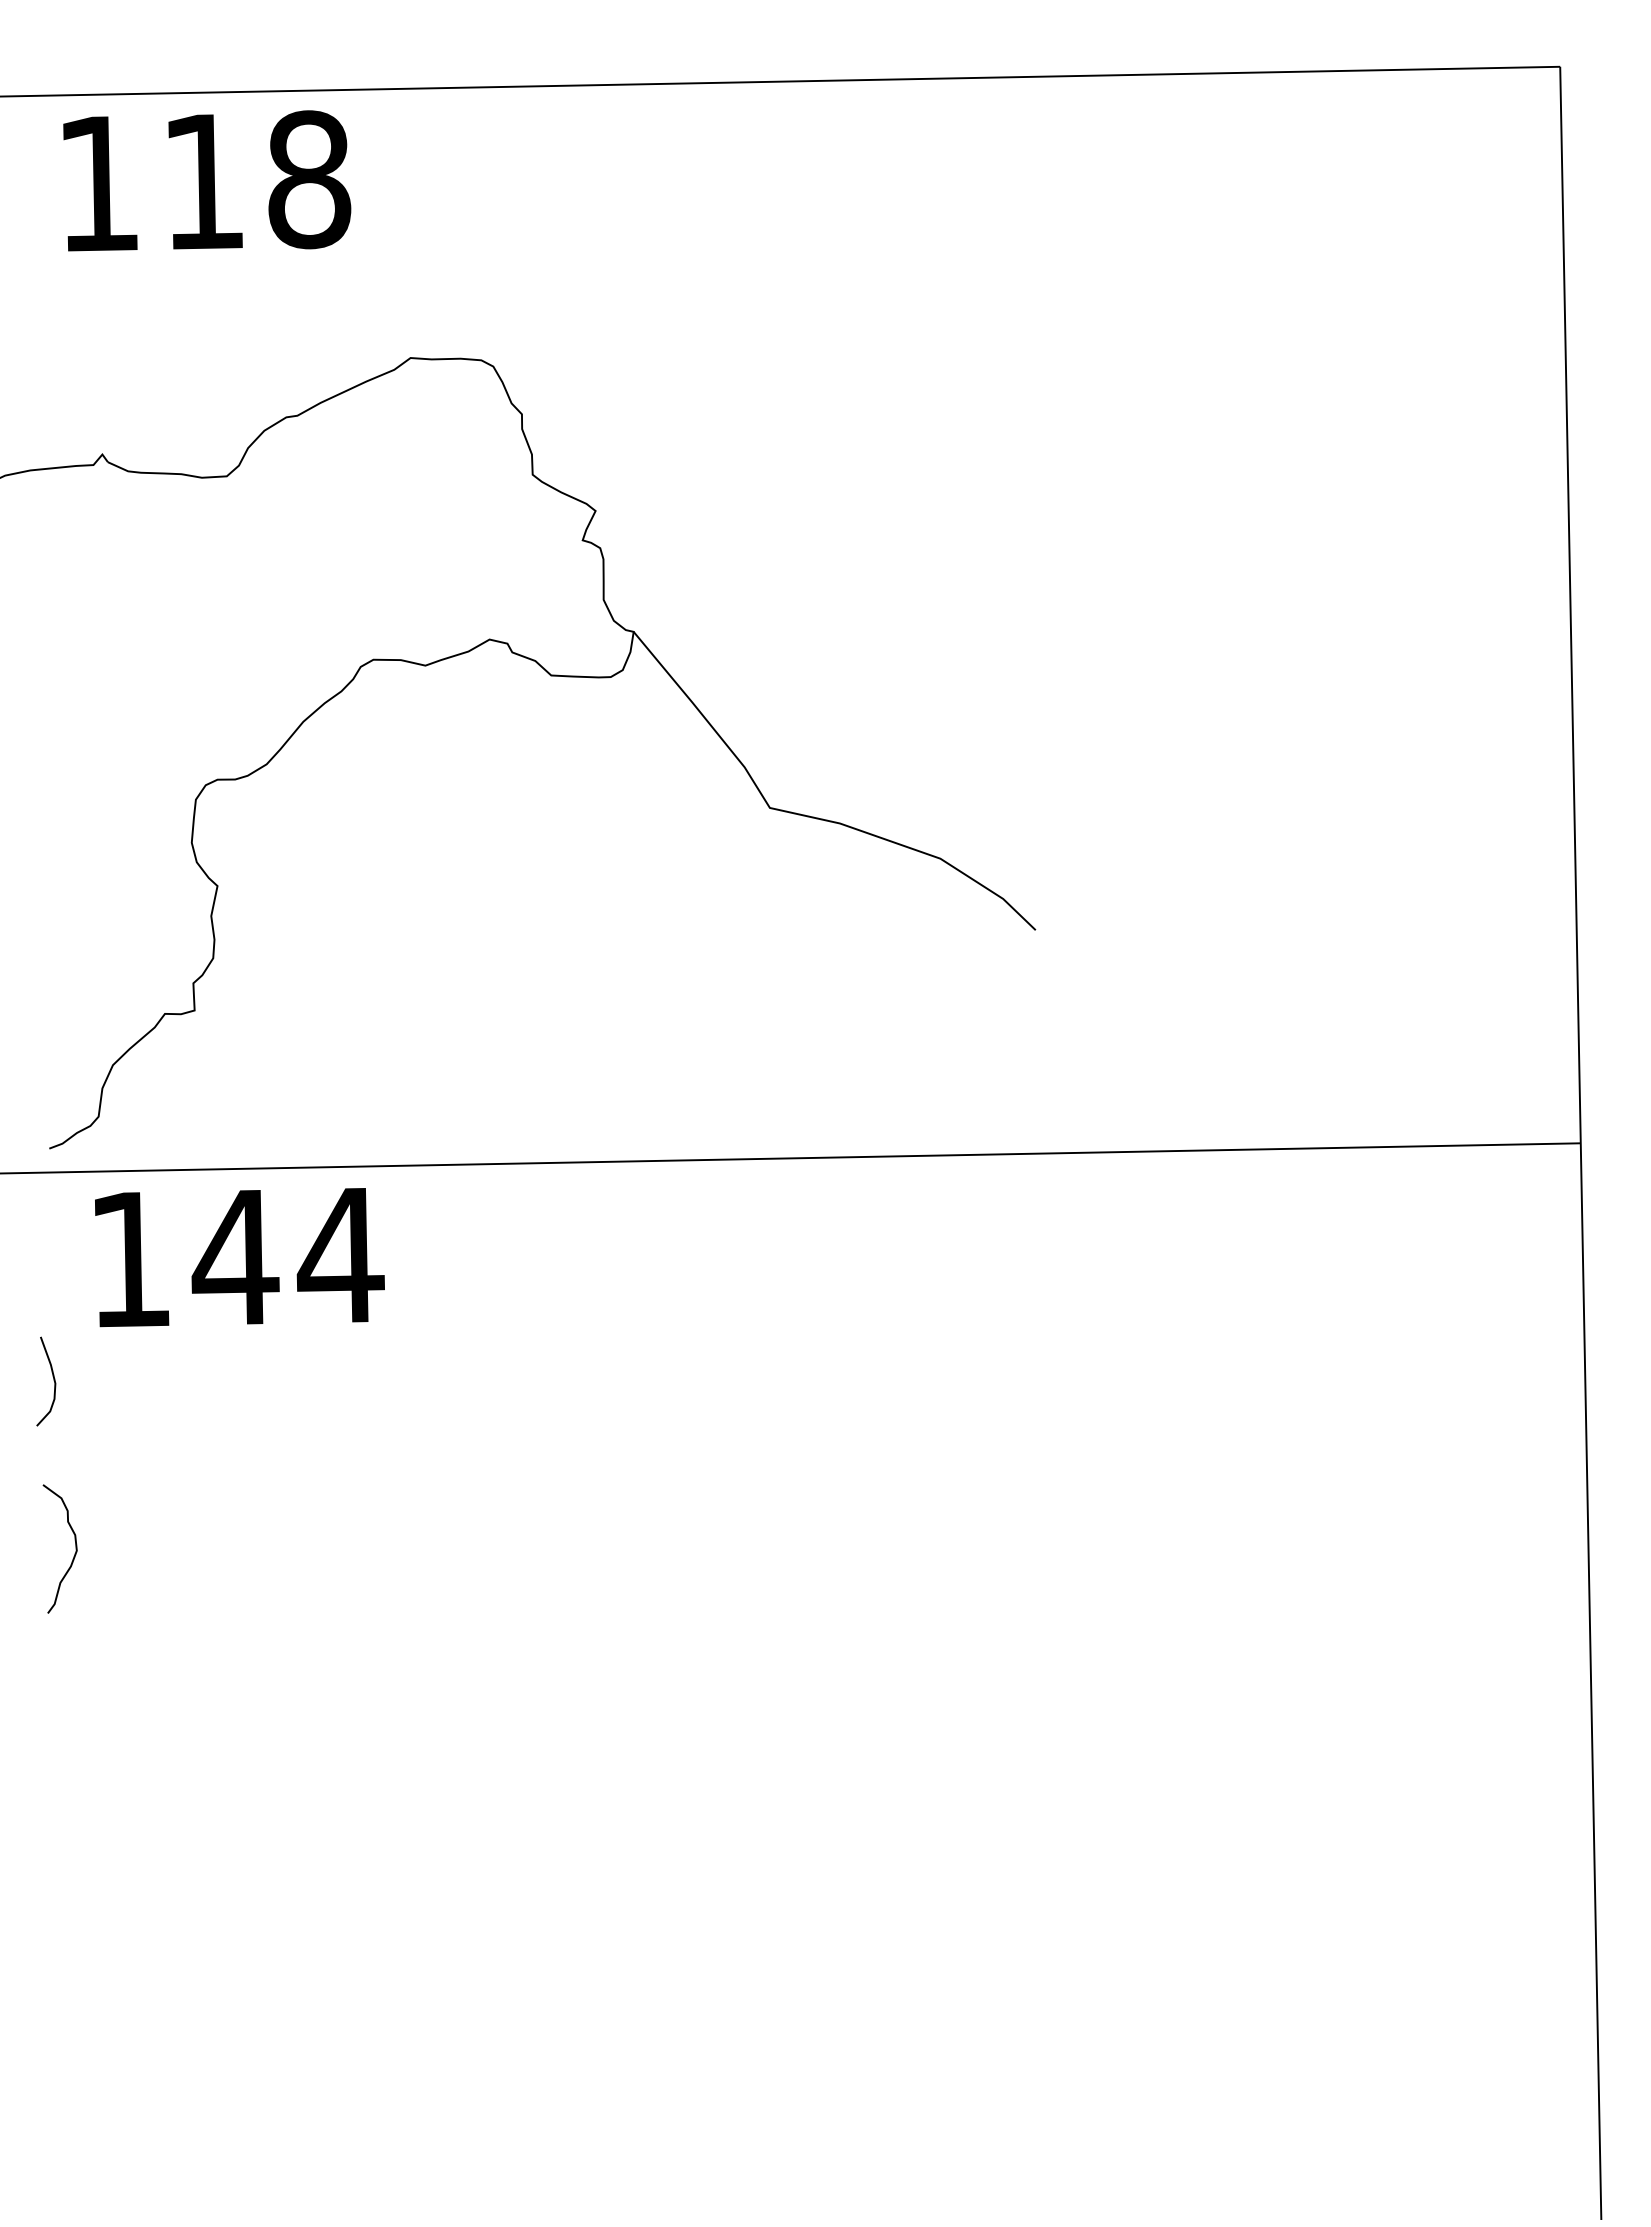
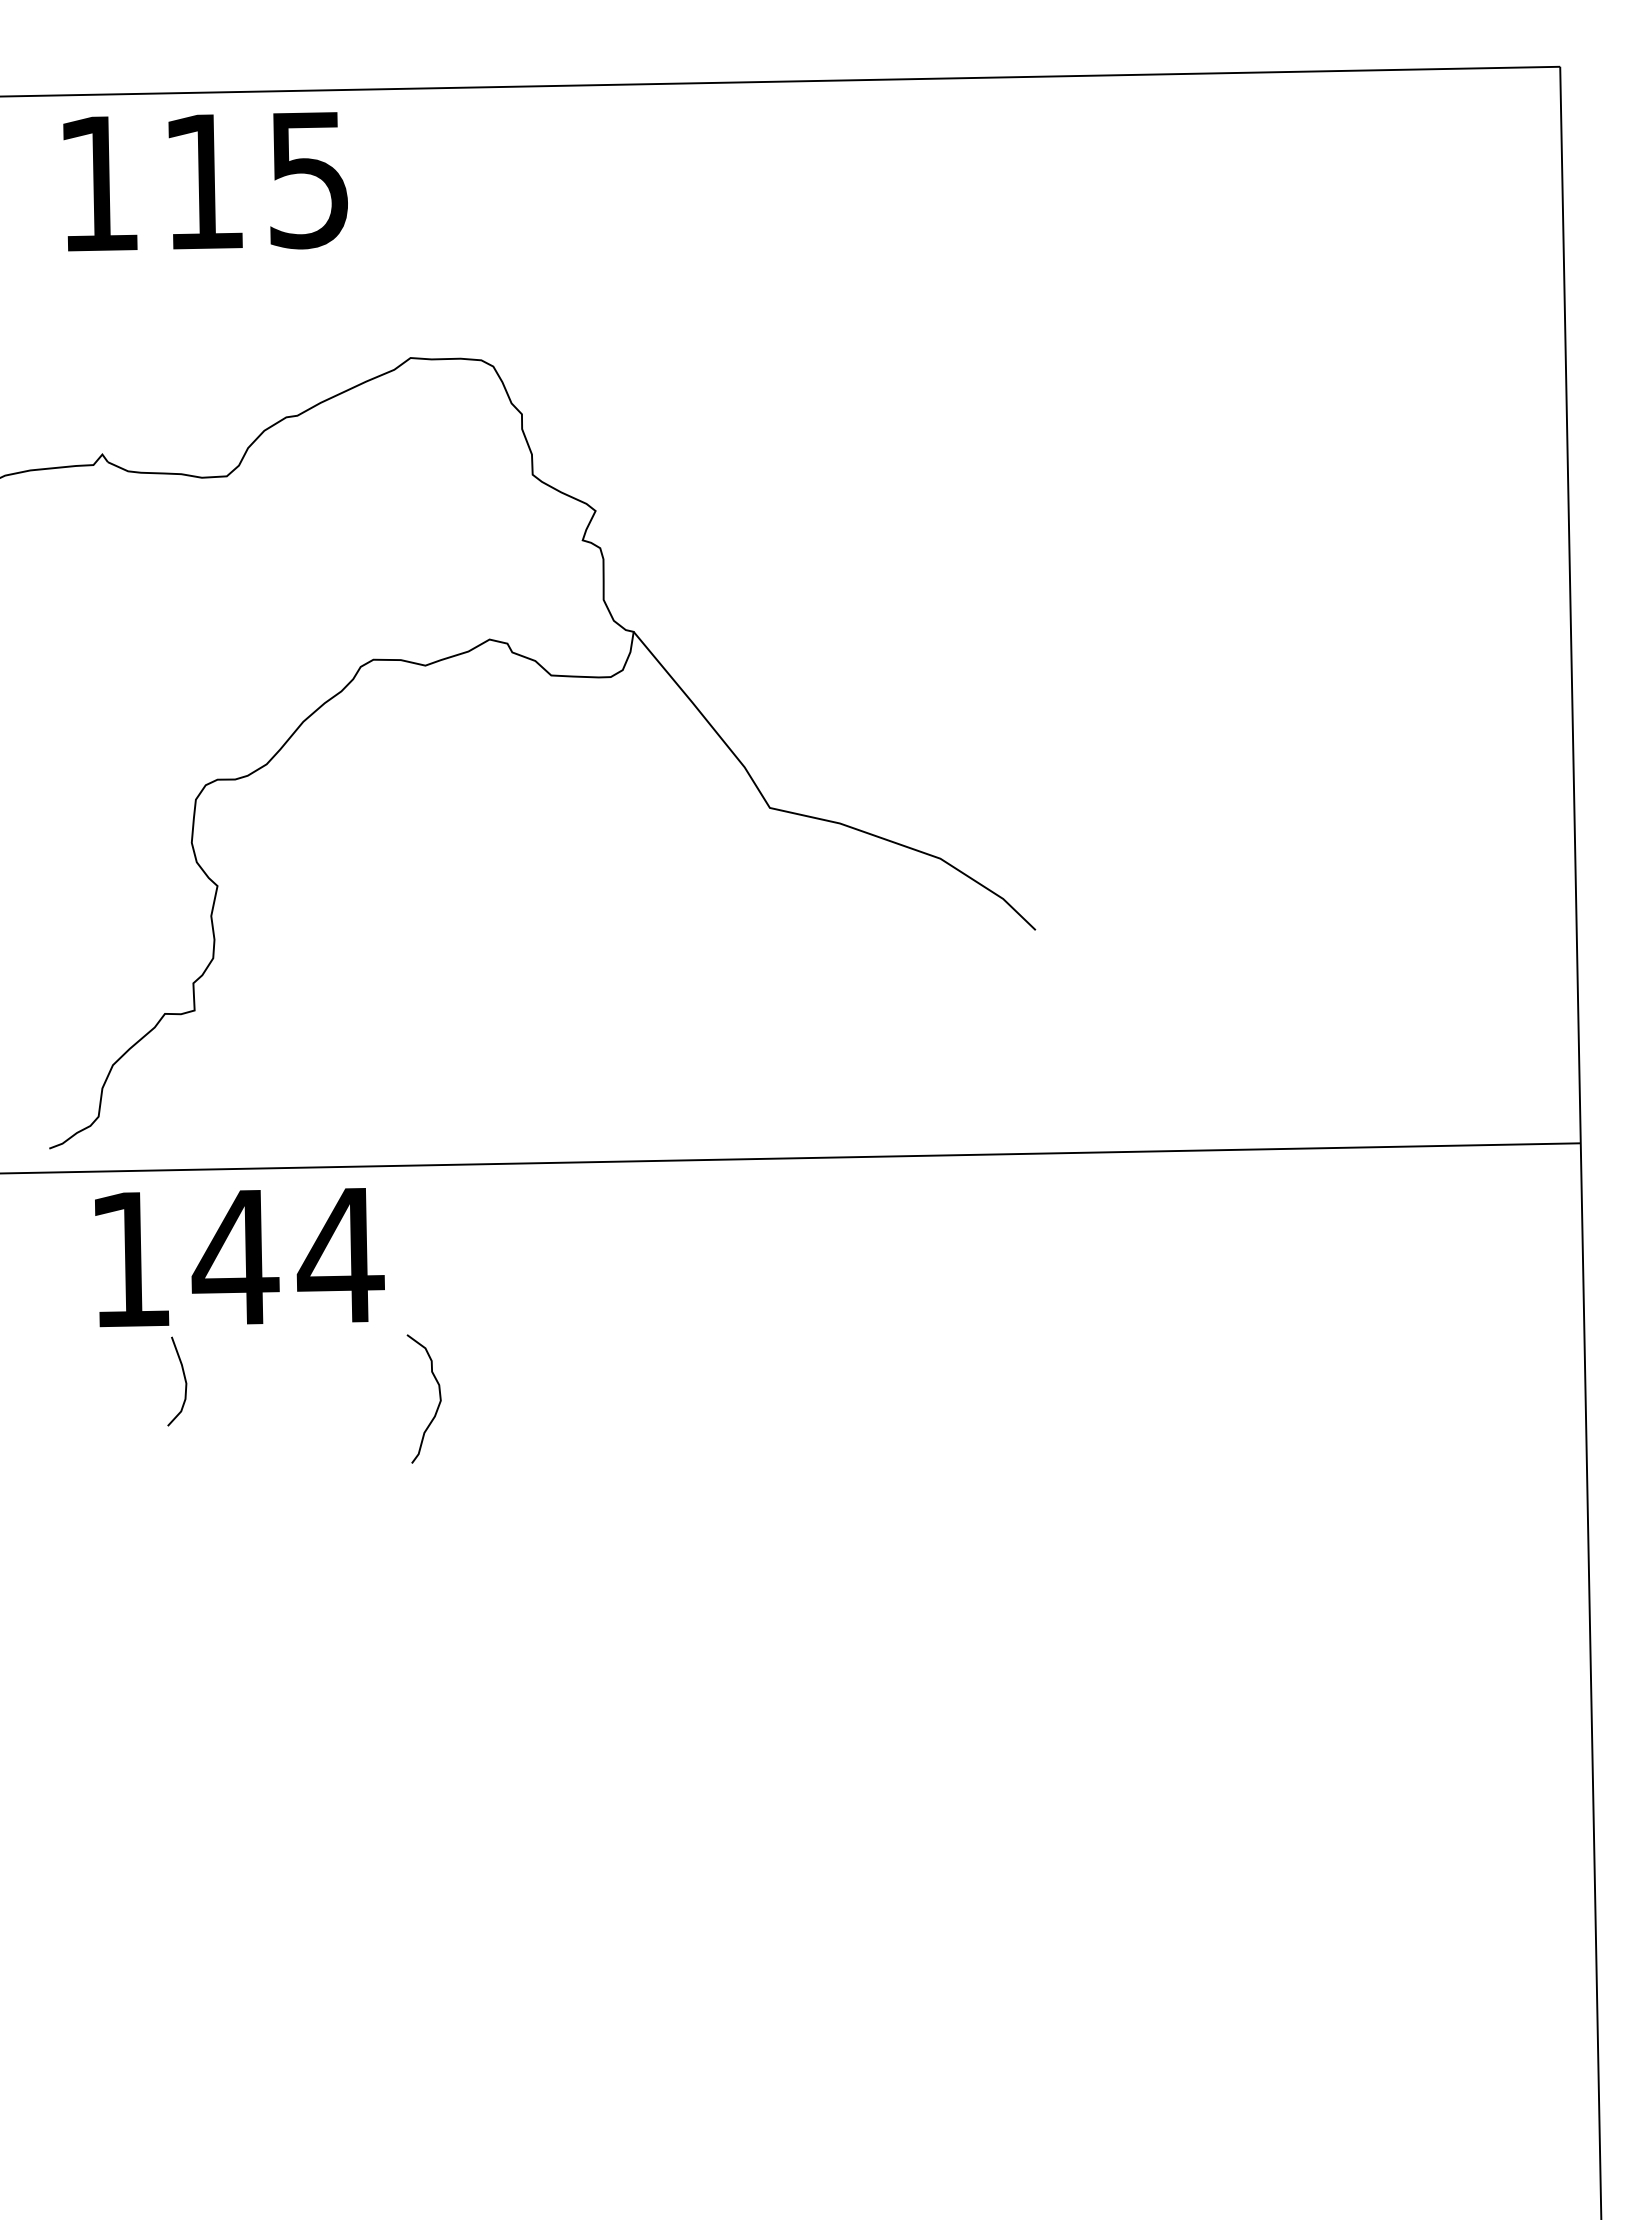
text: 118 -> 115 (309, 179)
curve position: (53, 1380) -> (184, 1380) (184, 1380)
curve position: (74, 1553) -> (438, 1403) (438, 1403)
